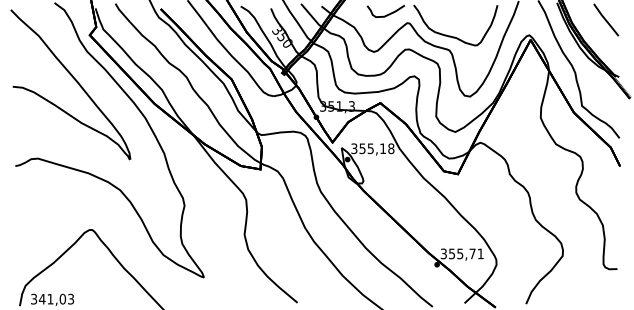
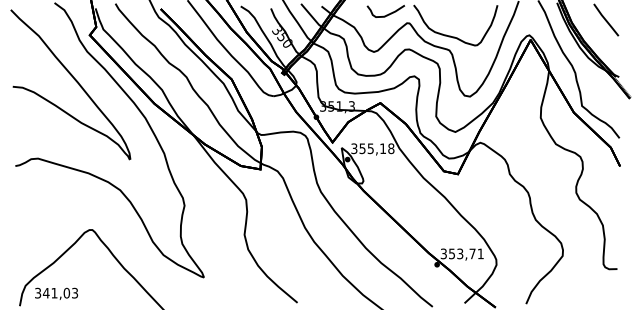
text: 355,71 -> 353,71 (460, 253)
text position: (52, 299) -> (56, 293) (56, 293)
